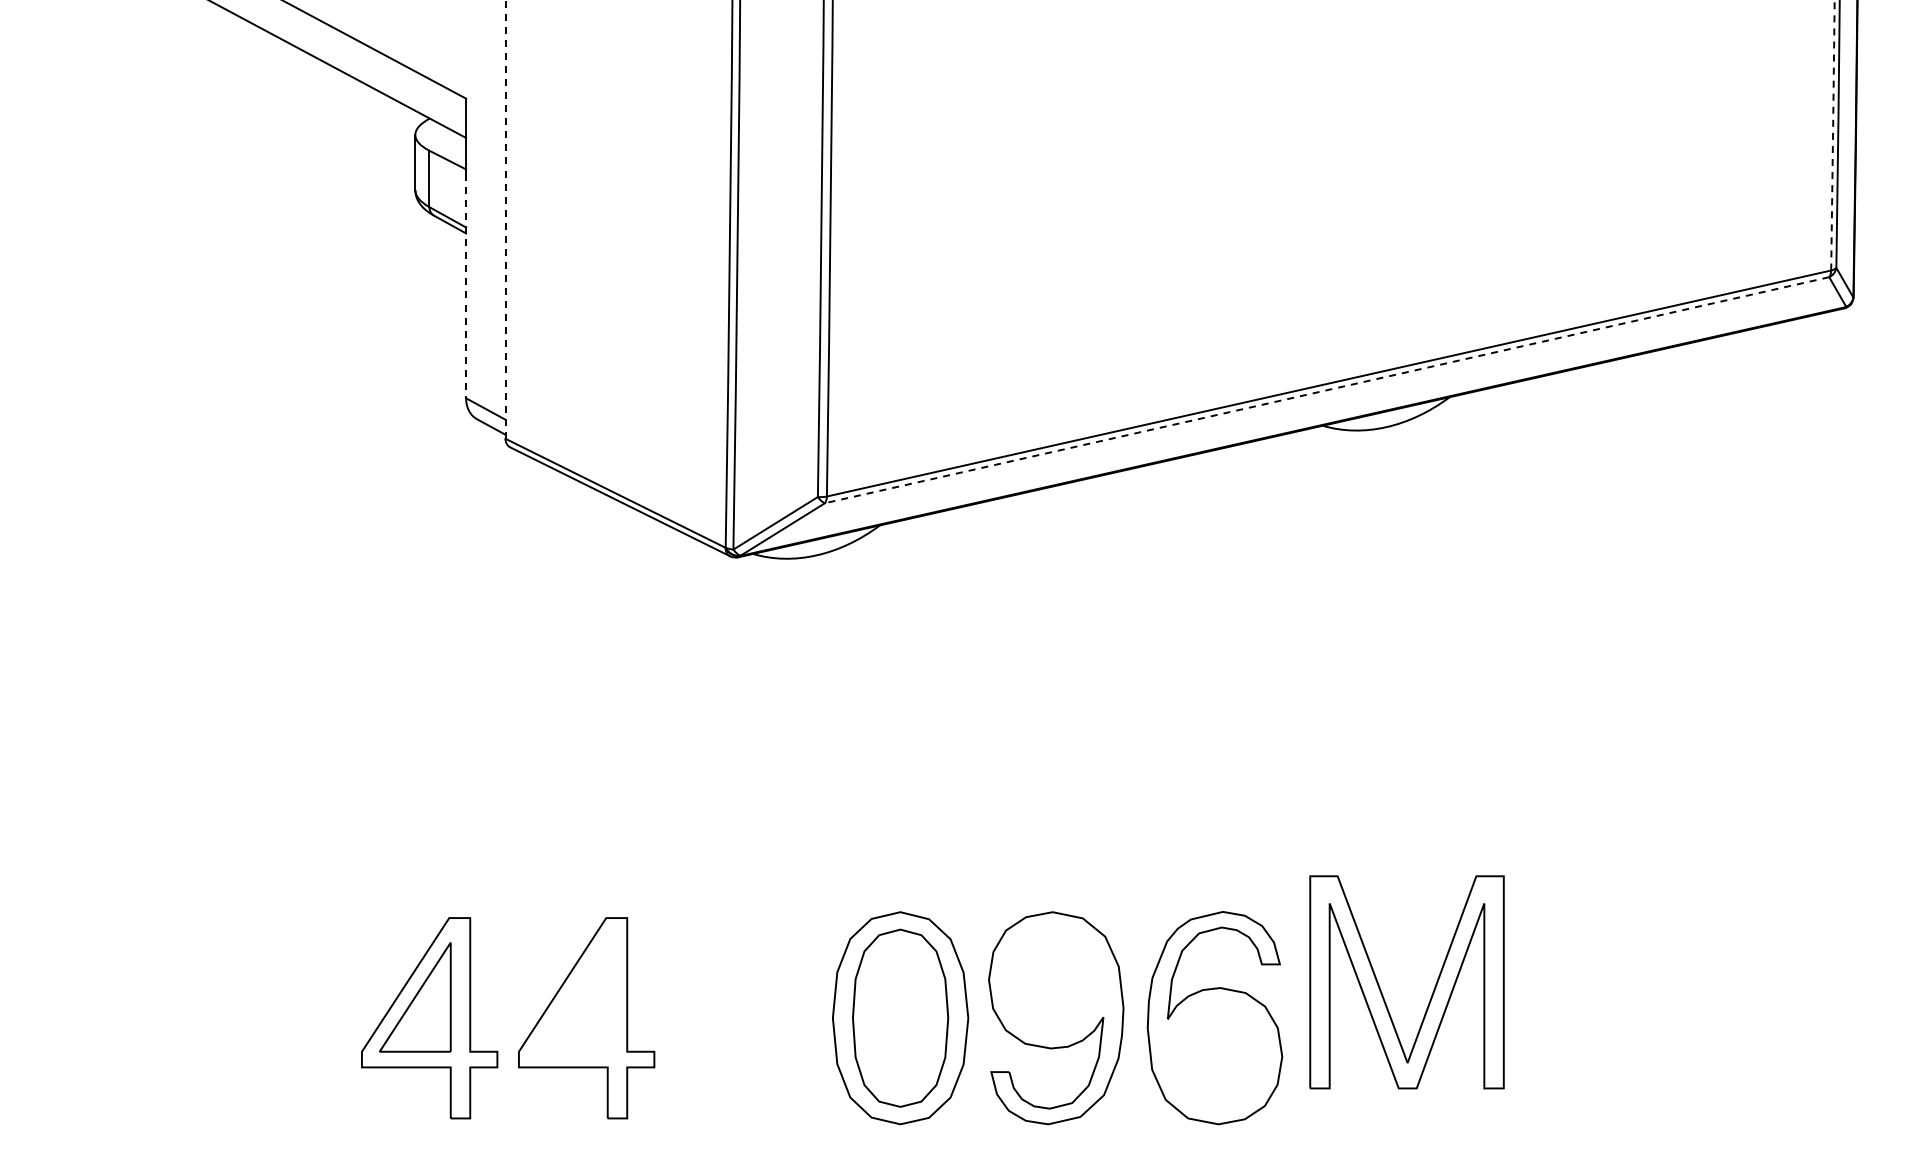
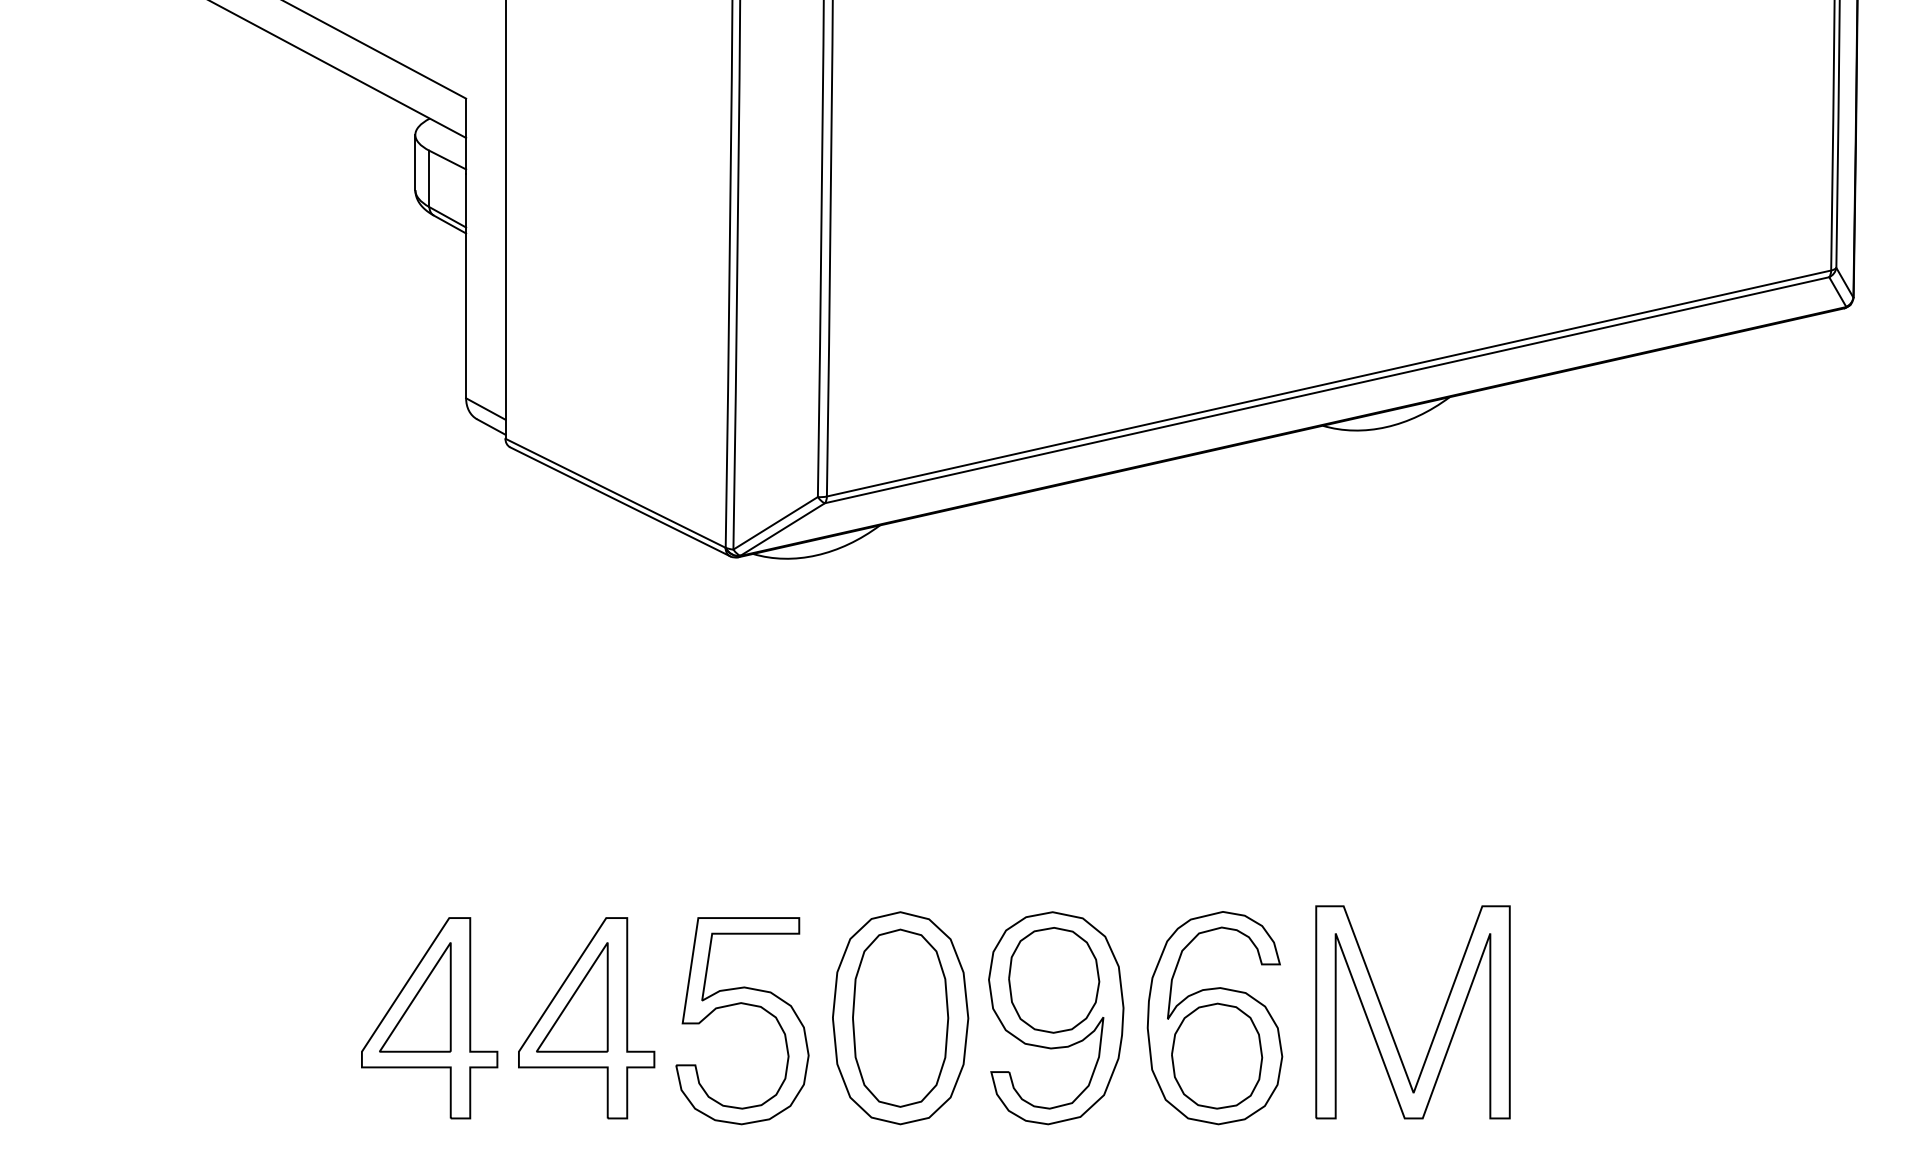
arc: dashed -> solid (1833, 134)
line: dashed -> solid (505, 219)
line: dashed -> solid (466, 286)
line: dashed -> solid (1327, 390)
part: none -> present (1054, 980)
part position: (1382, 992) -> (1388, 1022) (1388, 1022)
part: none -> present (572, 997)
part: none -> present (747, 1005)
part: none -> present (1217, 1055)
